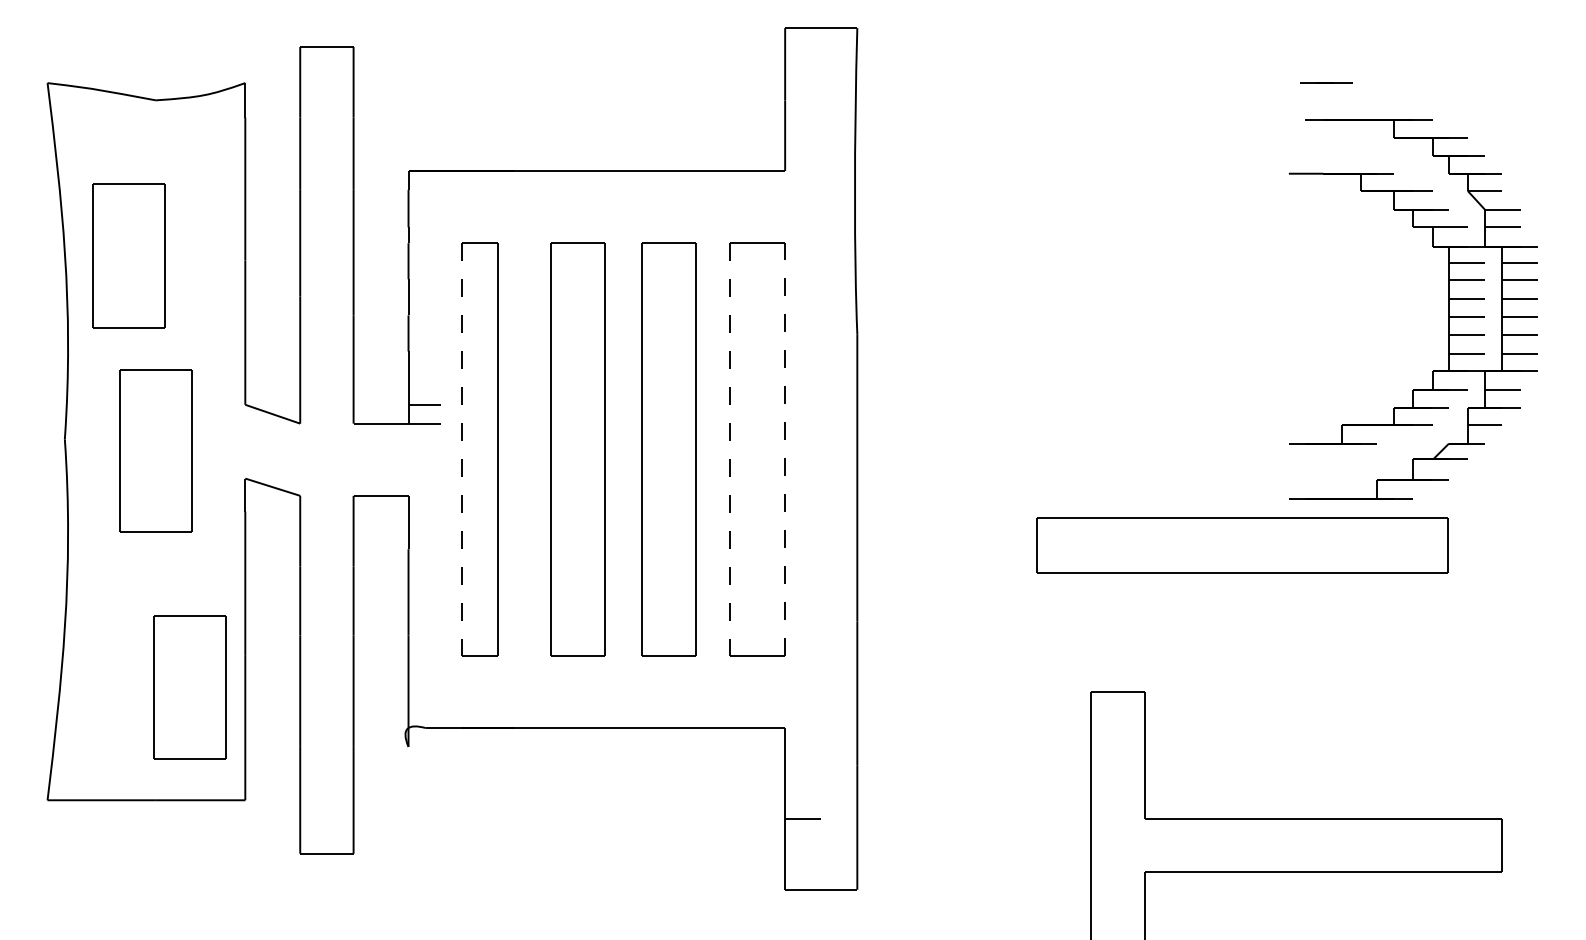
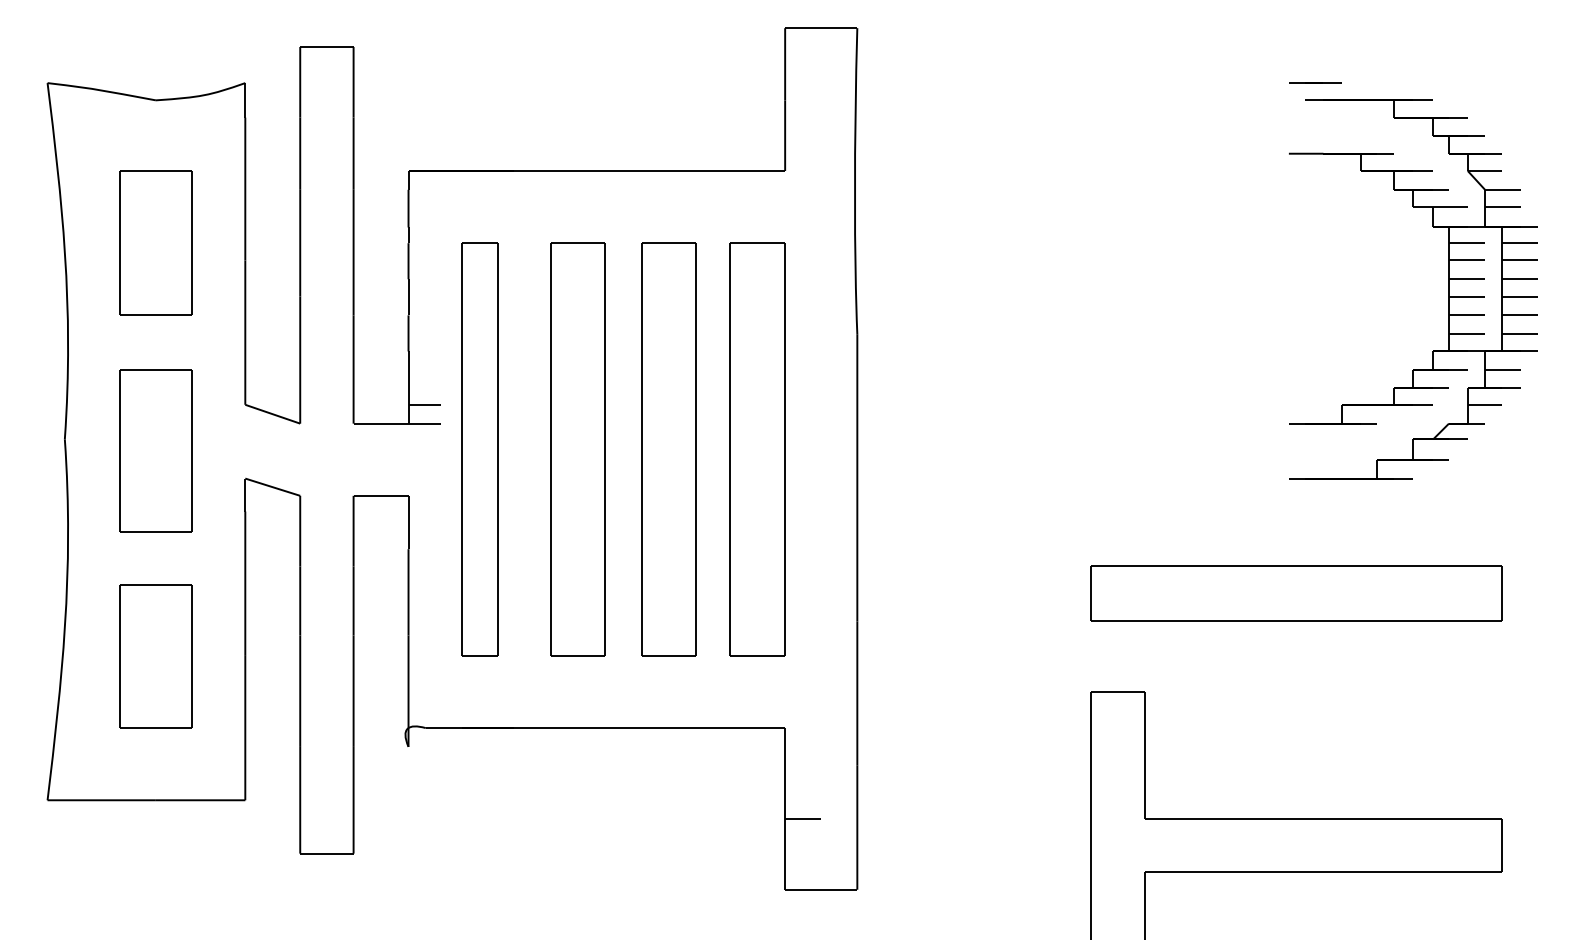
line position: (1326, 82) -> (1315, 82) (1315, 82)
part position: (128, 255) -> (155, 242) (155, 242)
part position: (1448, 309) -> (1448, 289) (1448, 289)
line: dashed -> solid (785, 449)
line: dashed -> solid (461, 450)
line: dashed -> solid (730, 450)
part position: (1242, 545) -> (1296, 593) (1296, 593)
part position: (189, 687) -> (155, 656) (155, 656)
